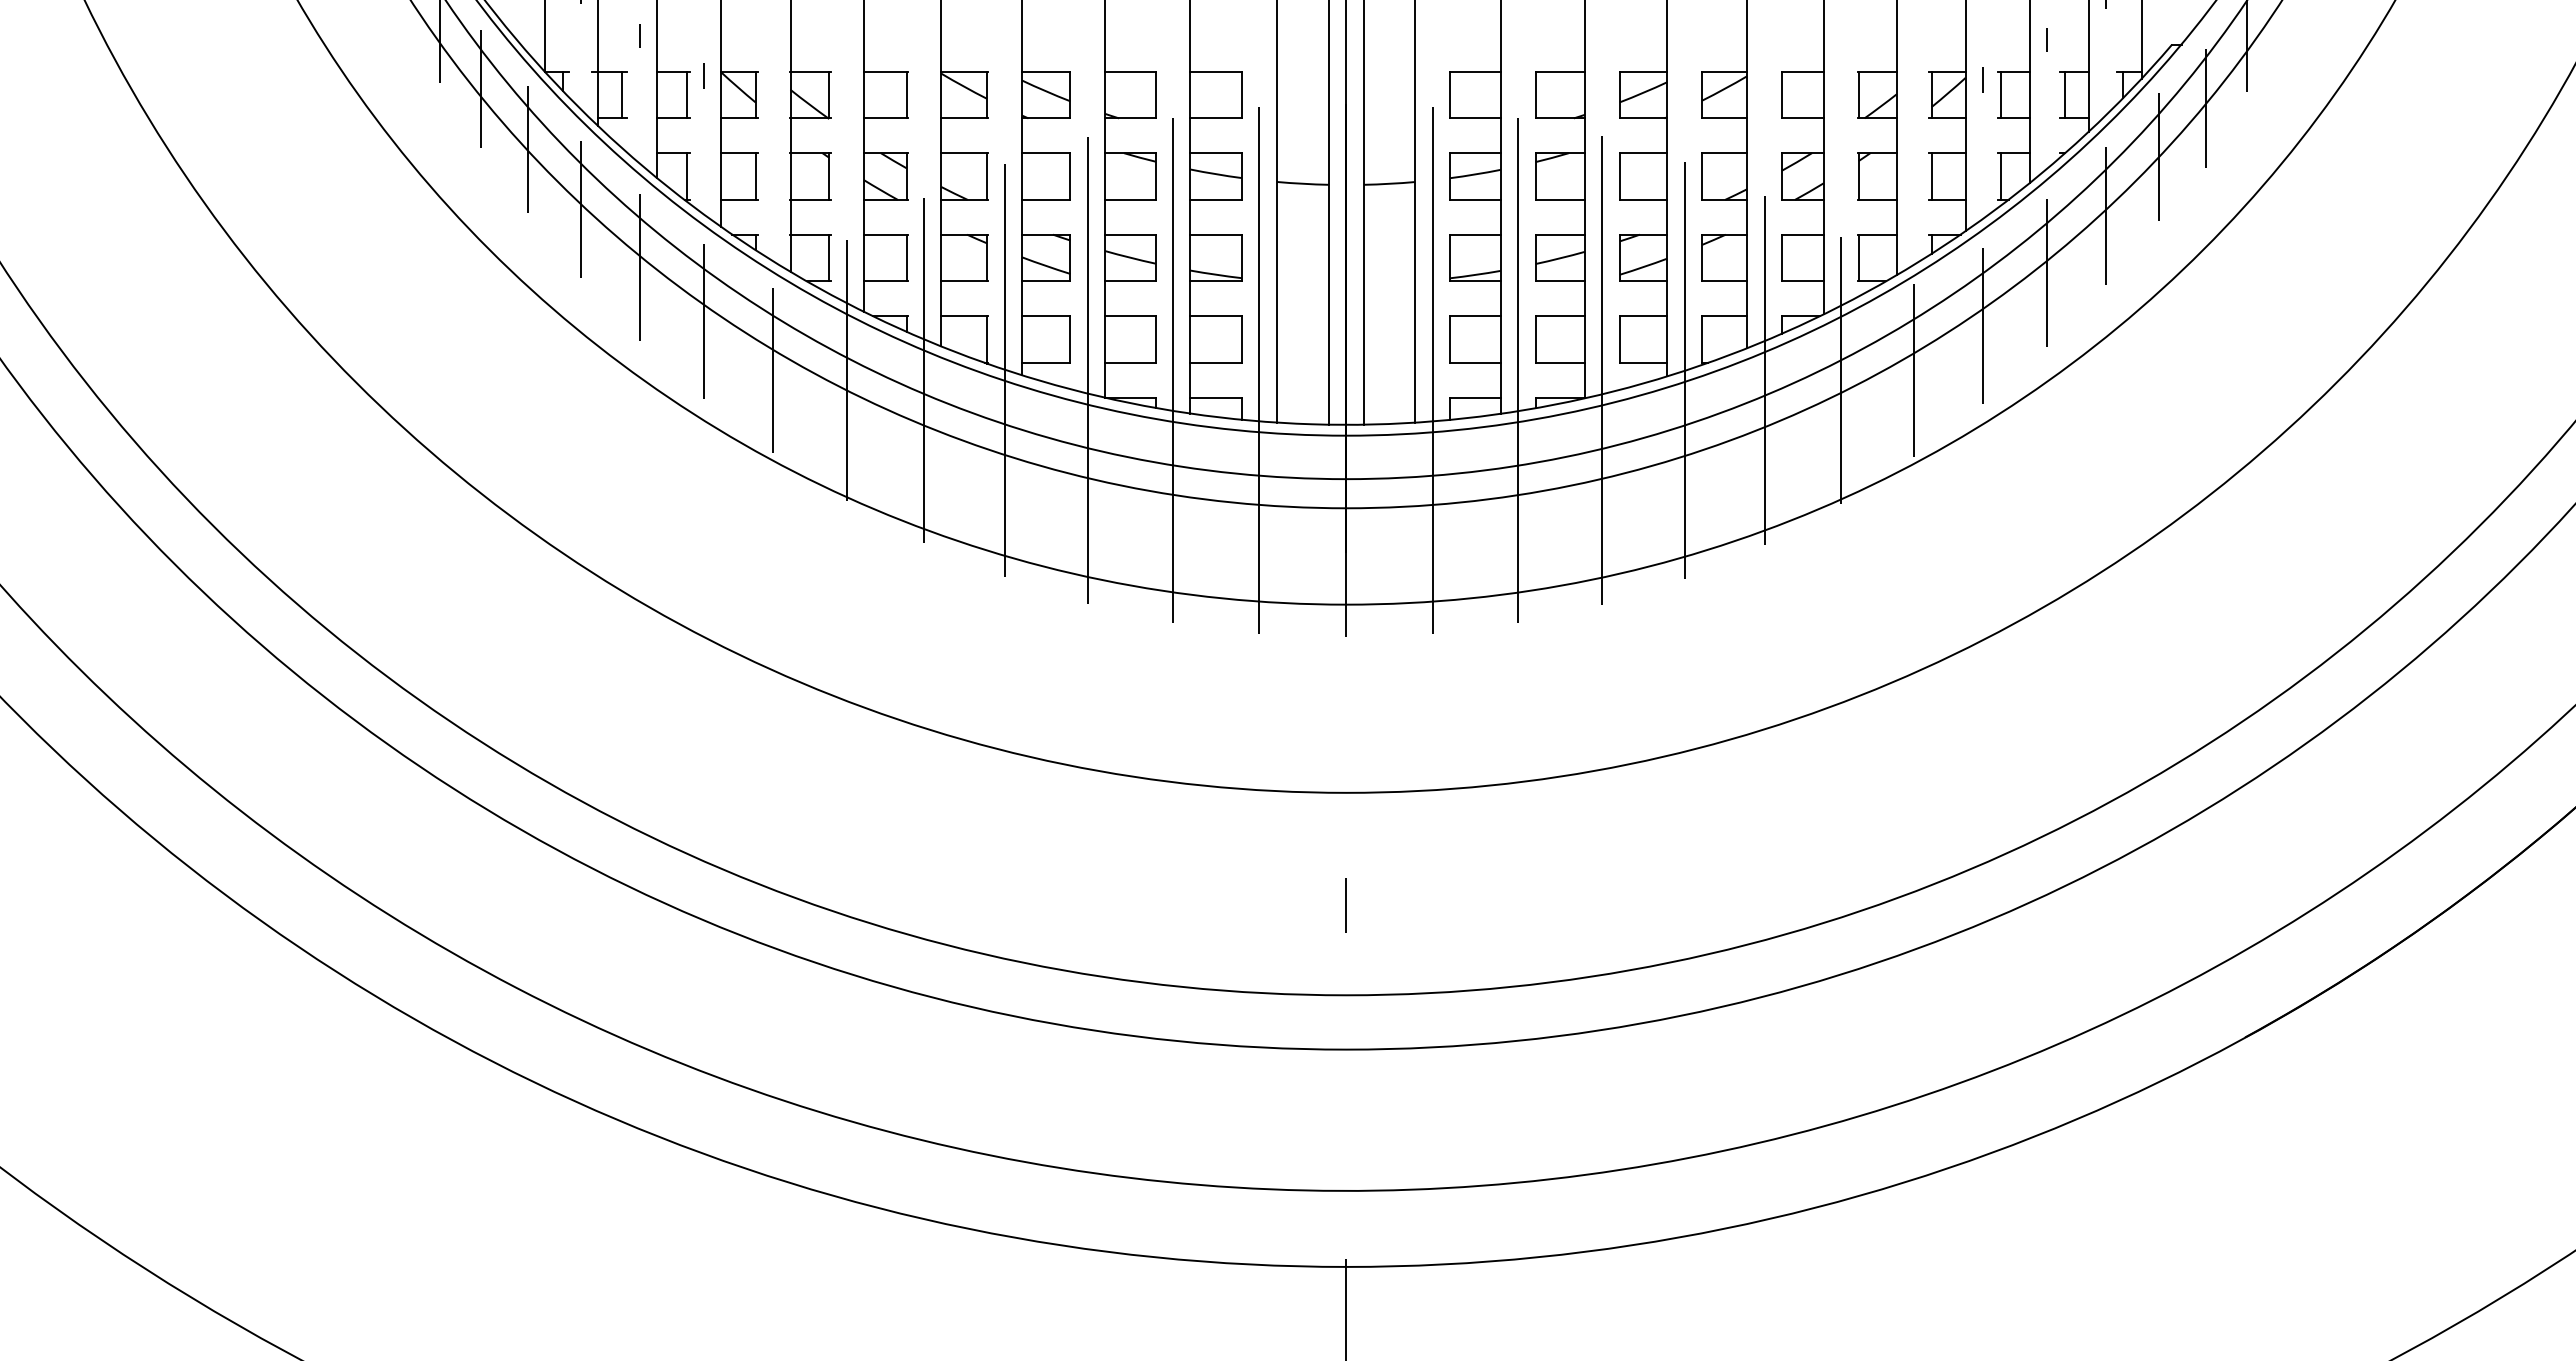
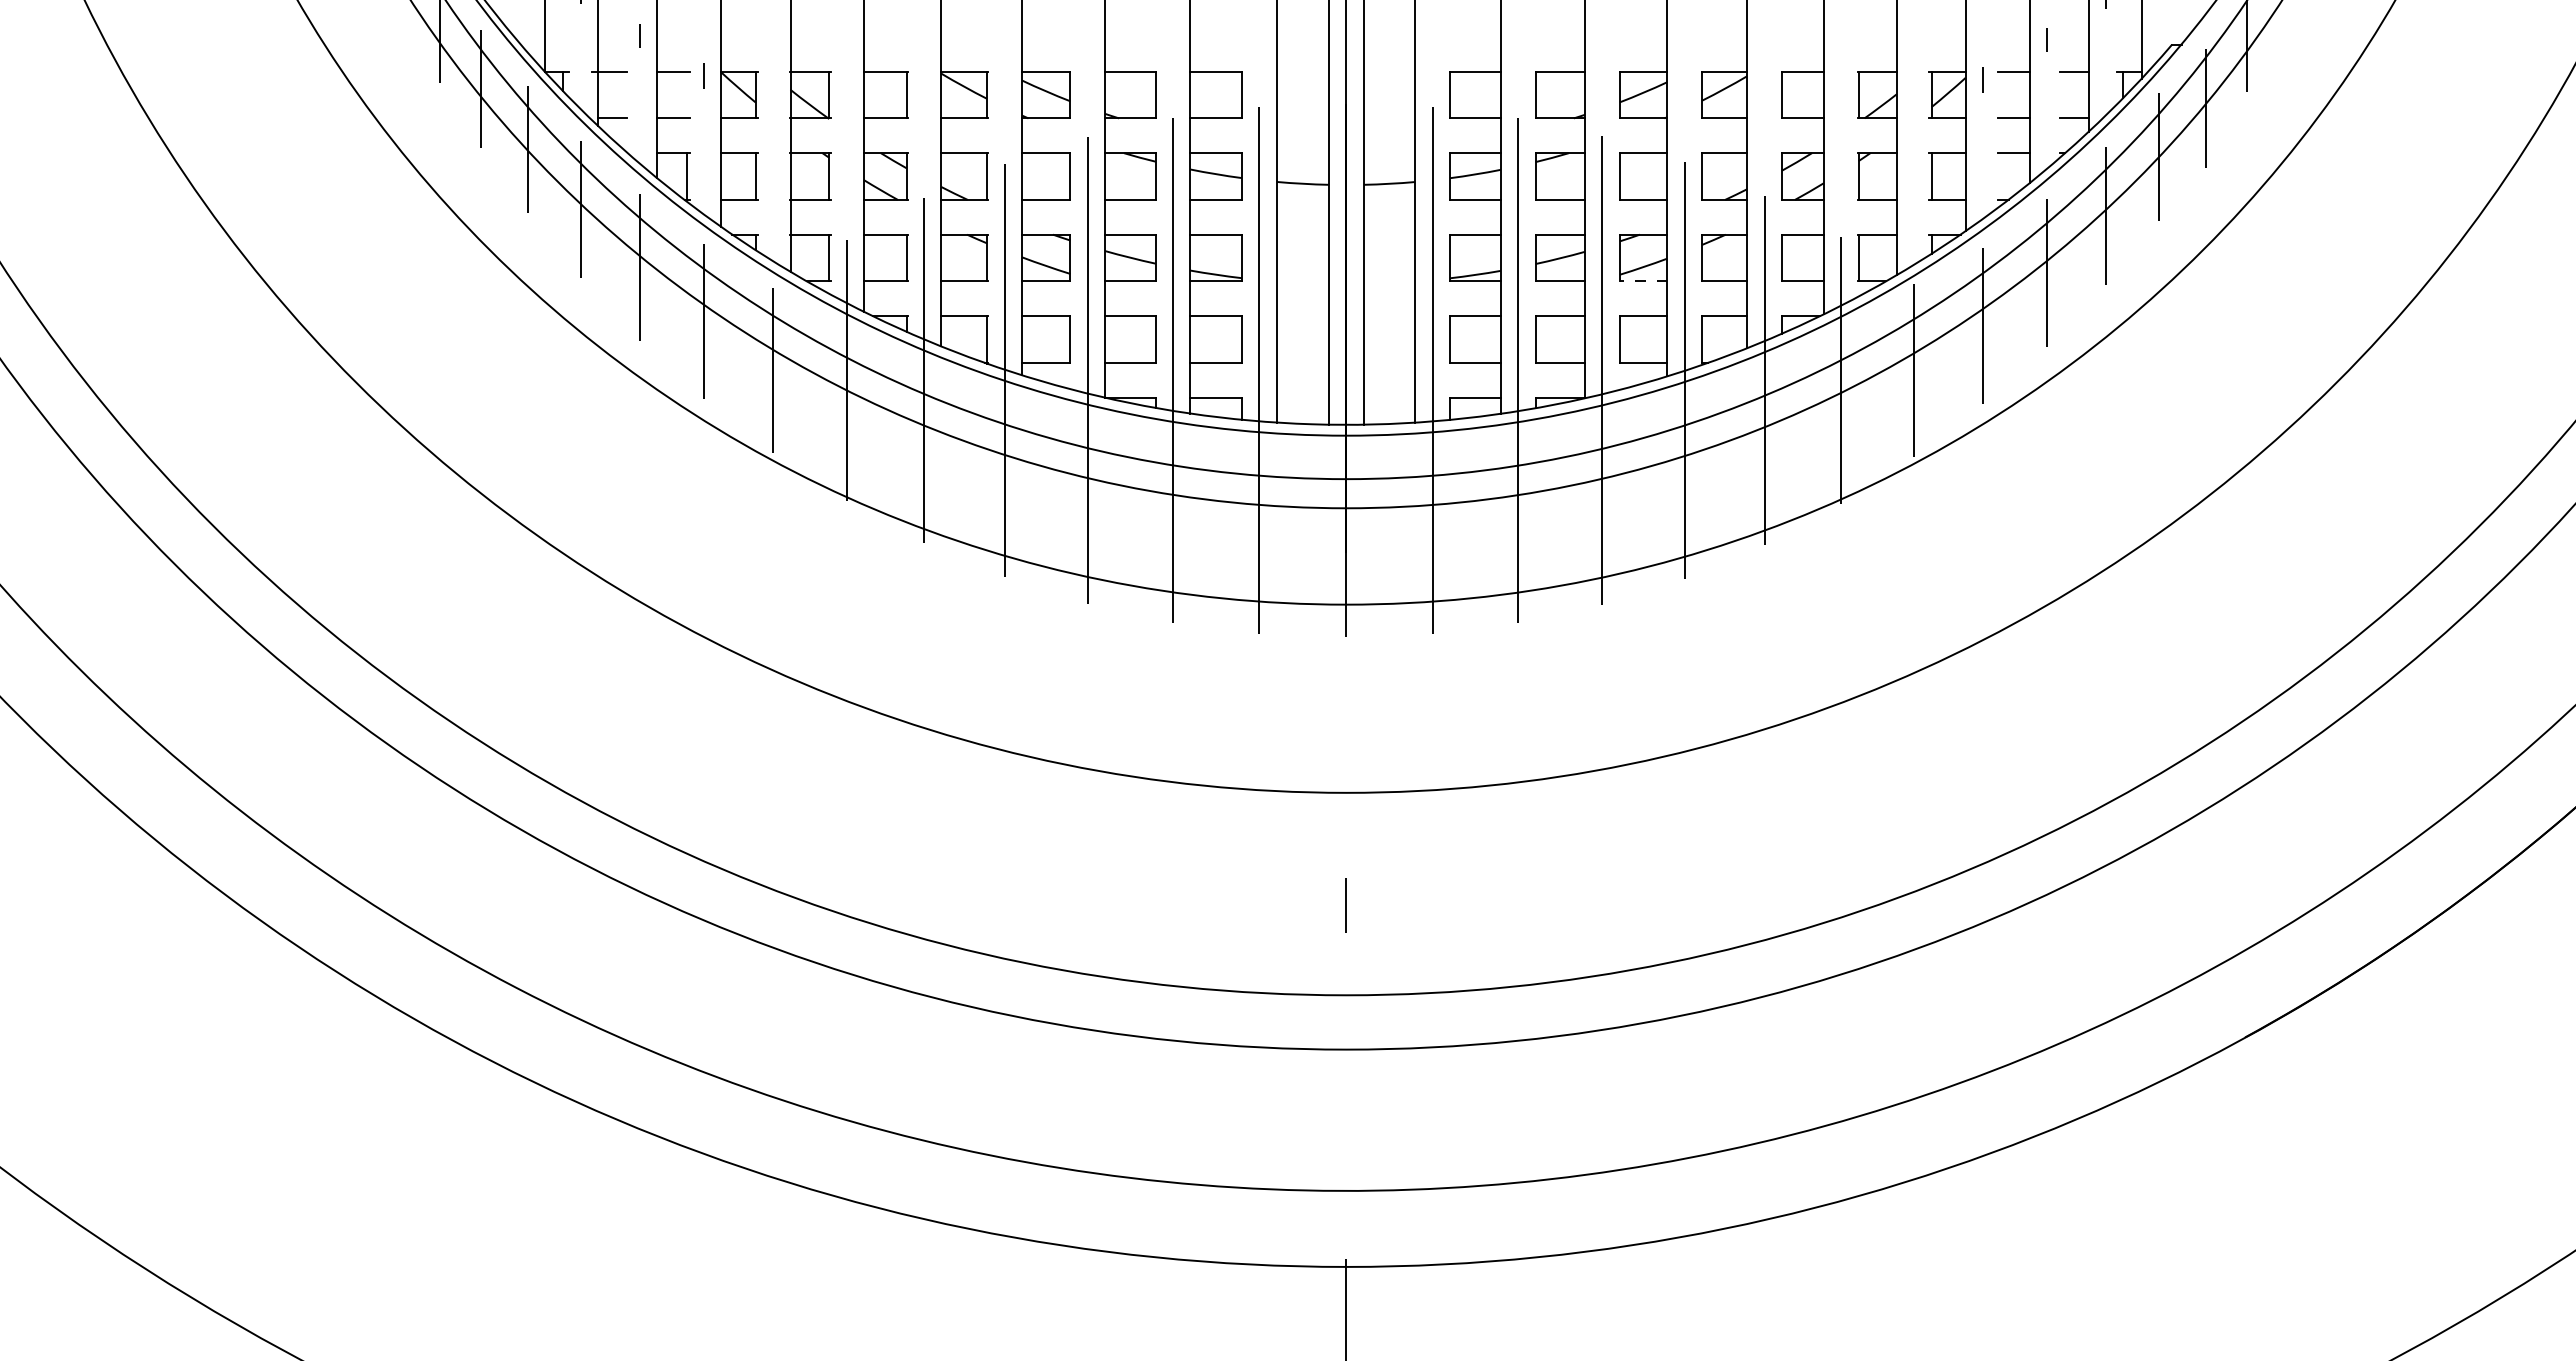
line: present -> none (622, 94)
line: present -> none (686, 94)
line: present -> none (2000, 94)
line: present -> none (2064, 94)
line: present -> none (2000, 176)
line: solid -> dashed (1643, 281)
